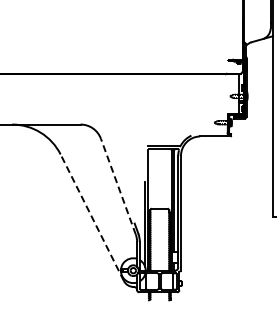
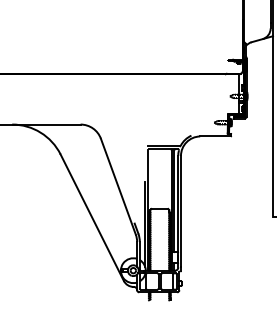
line: dashed -> solid (118, 186)
line: dashed -> solid (92, 217)
